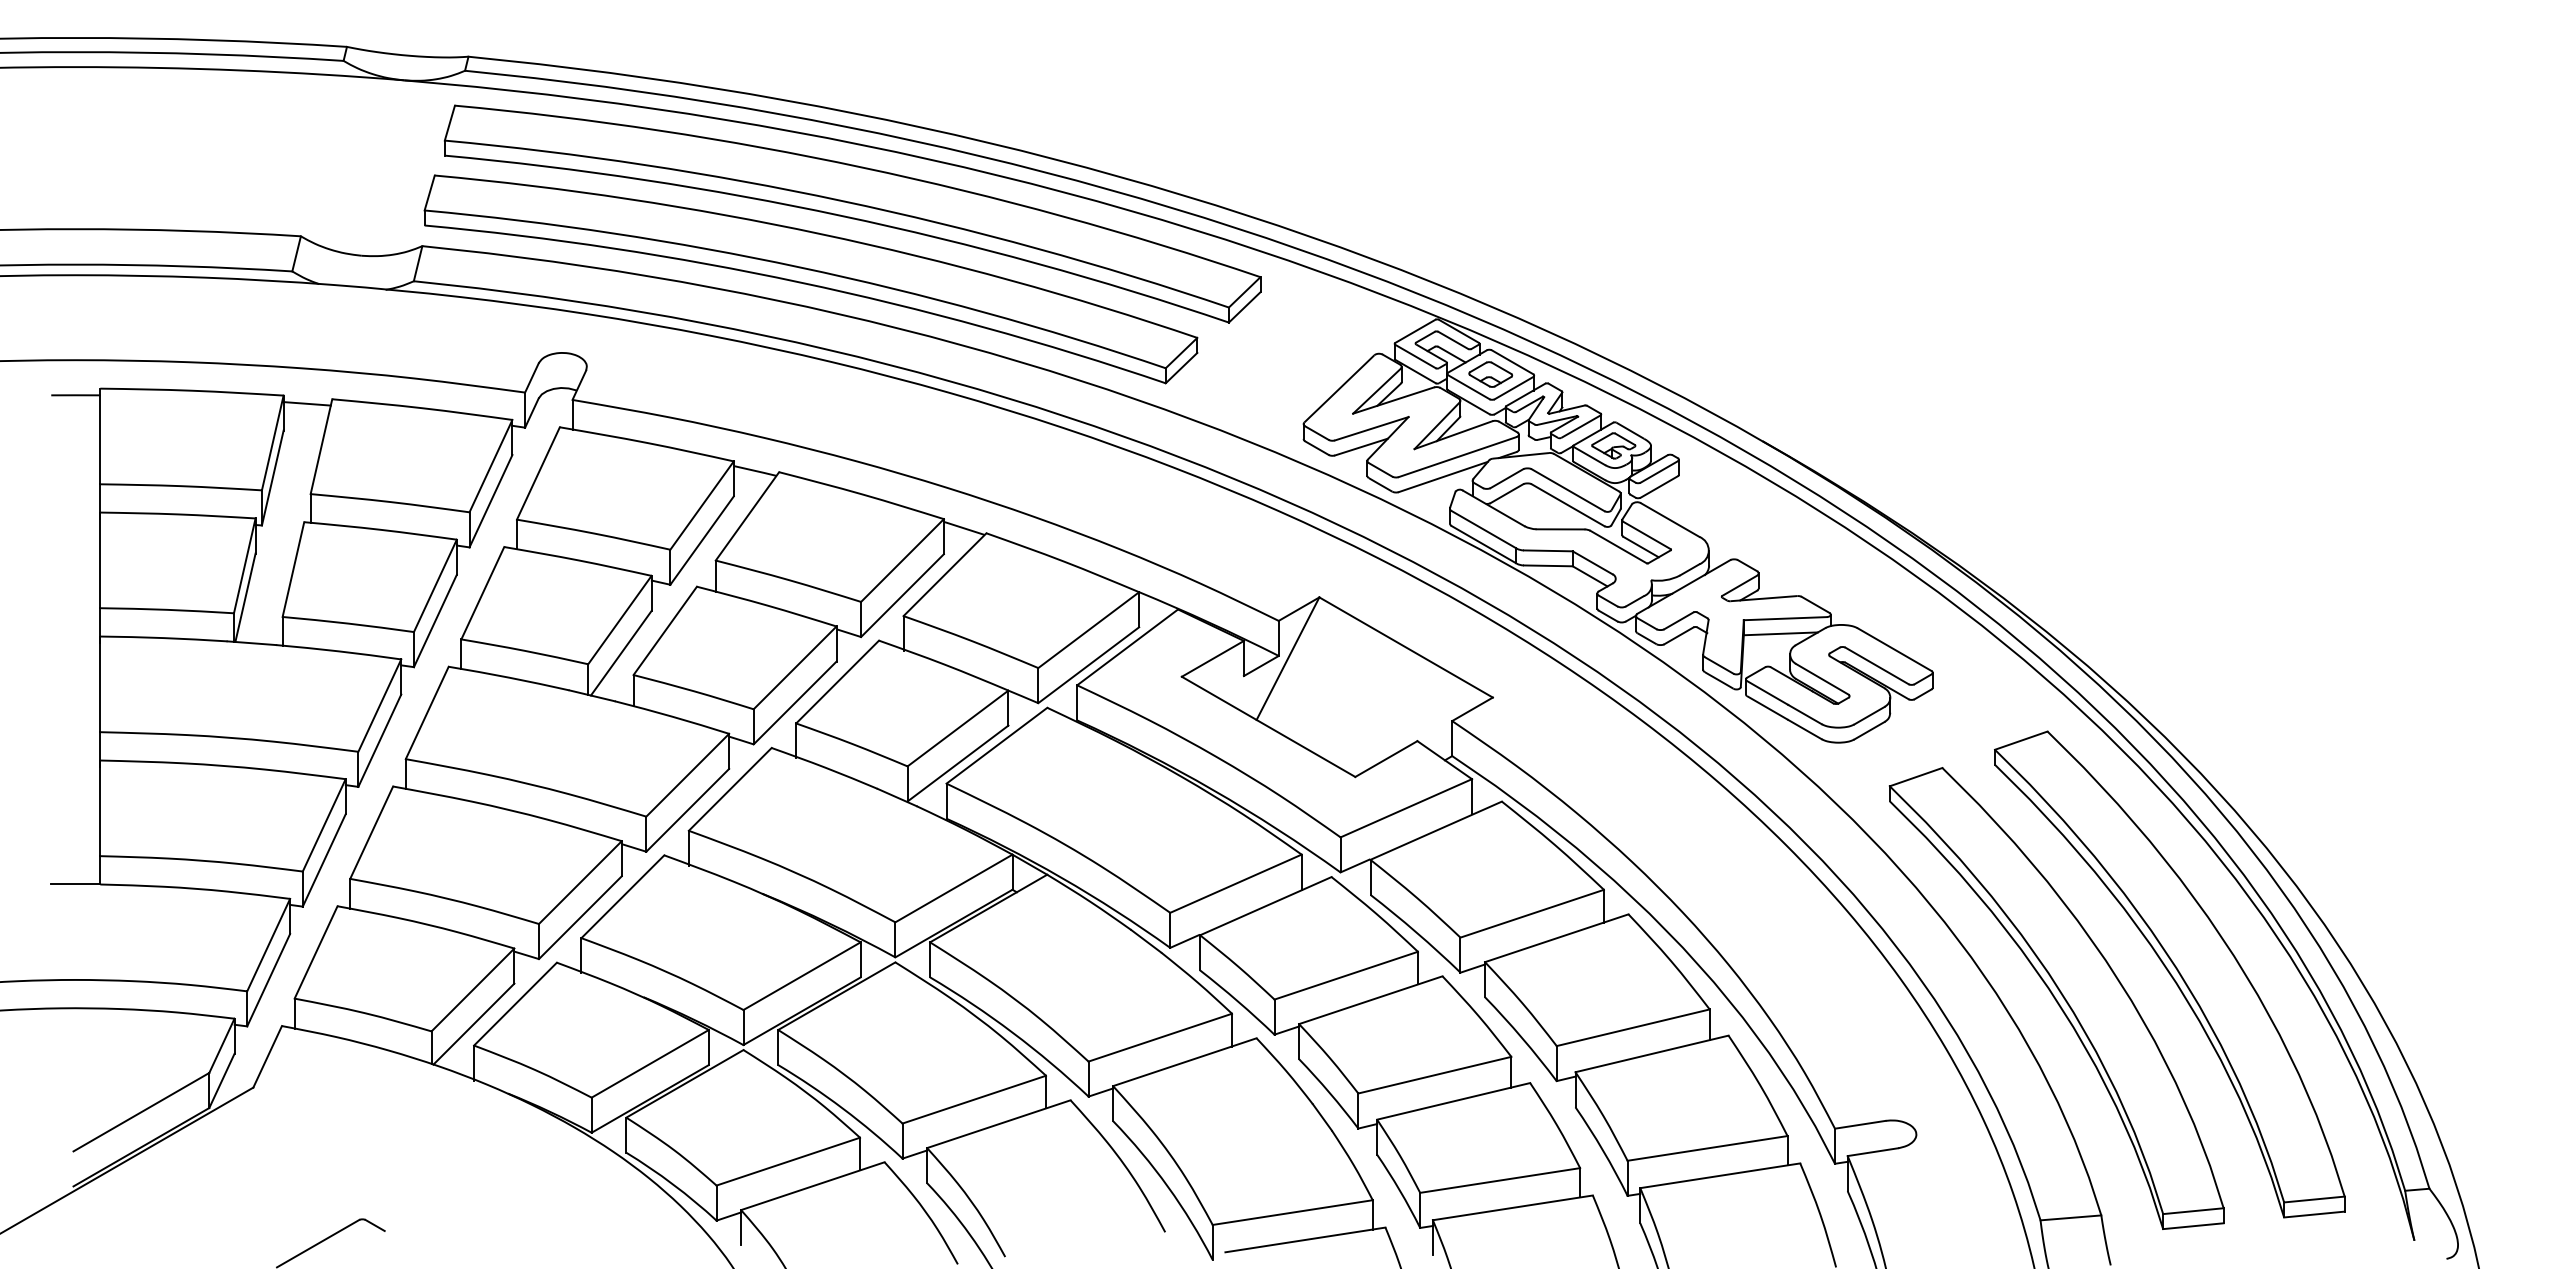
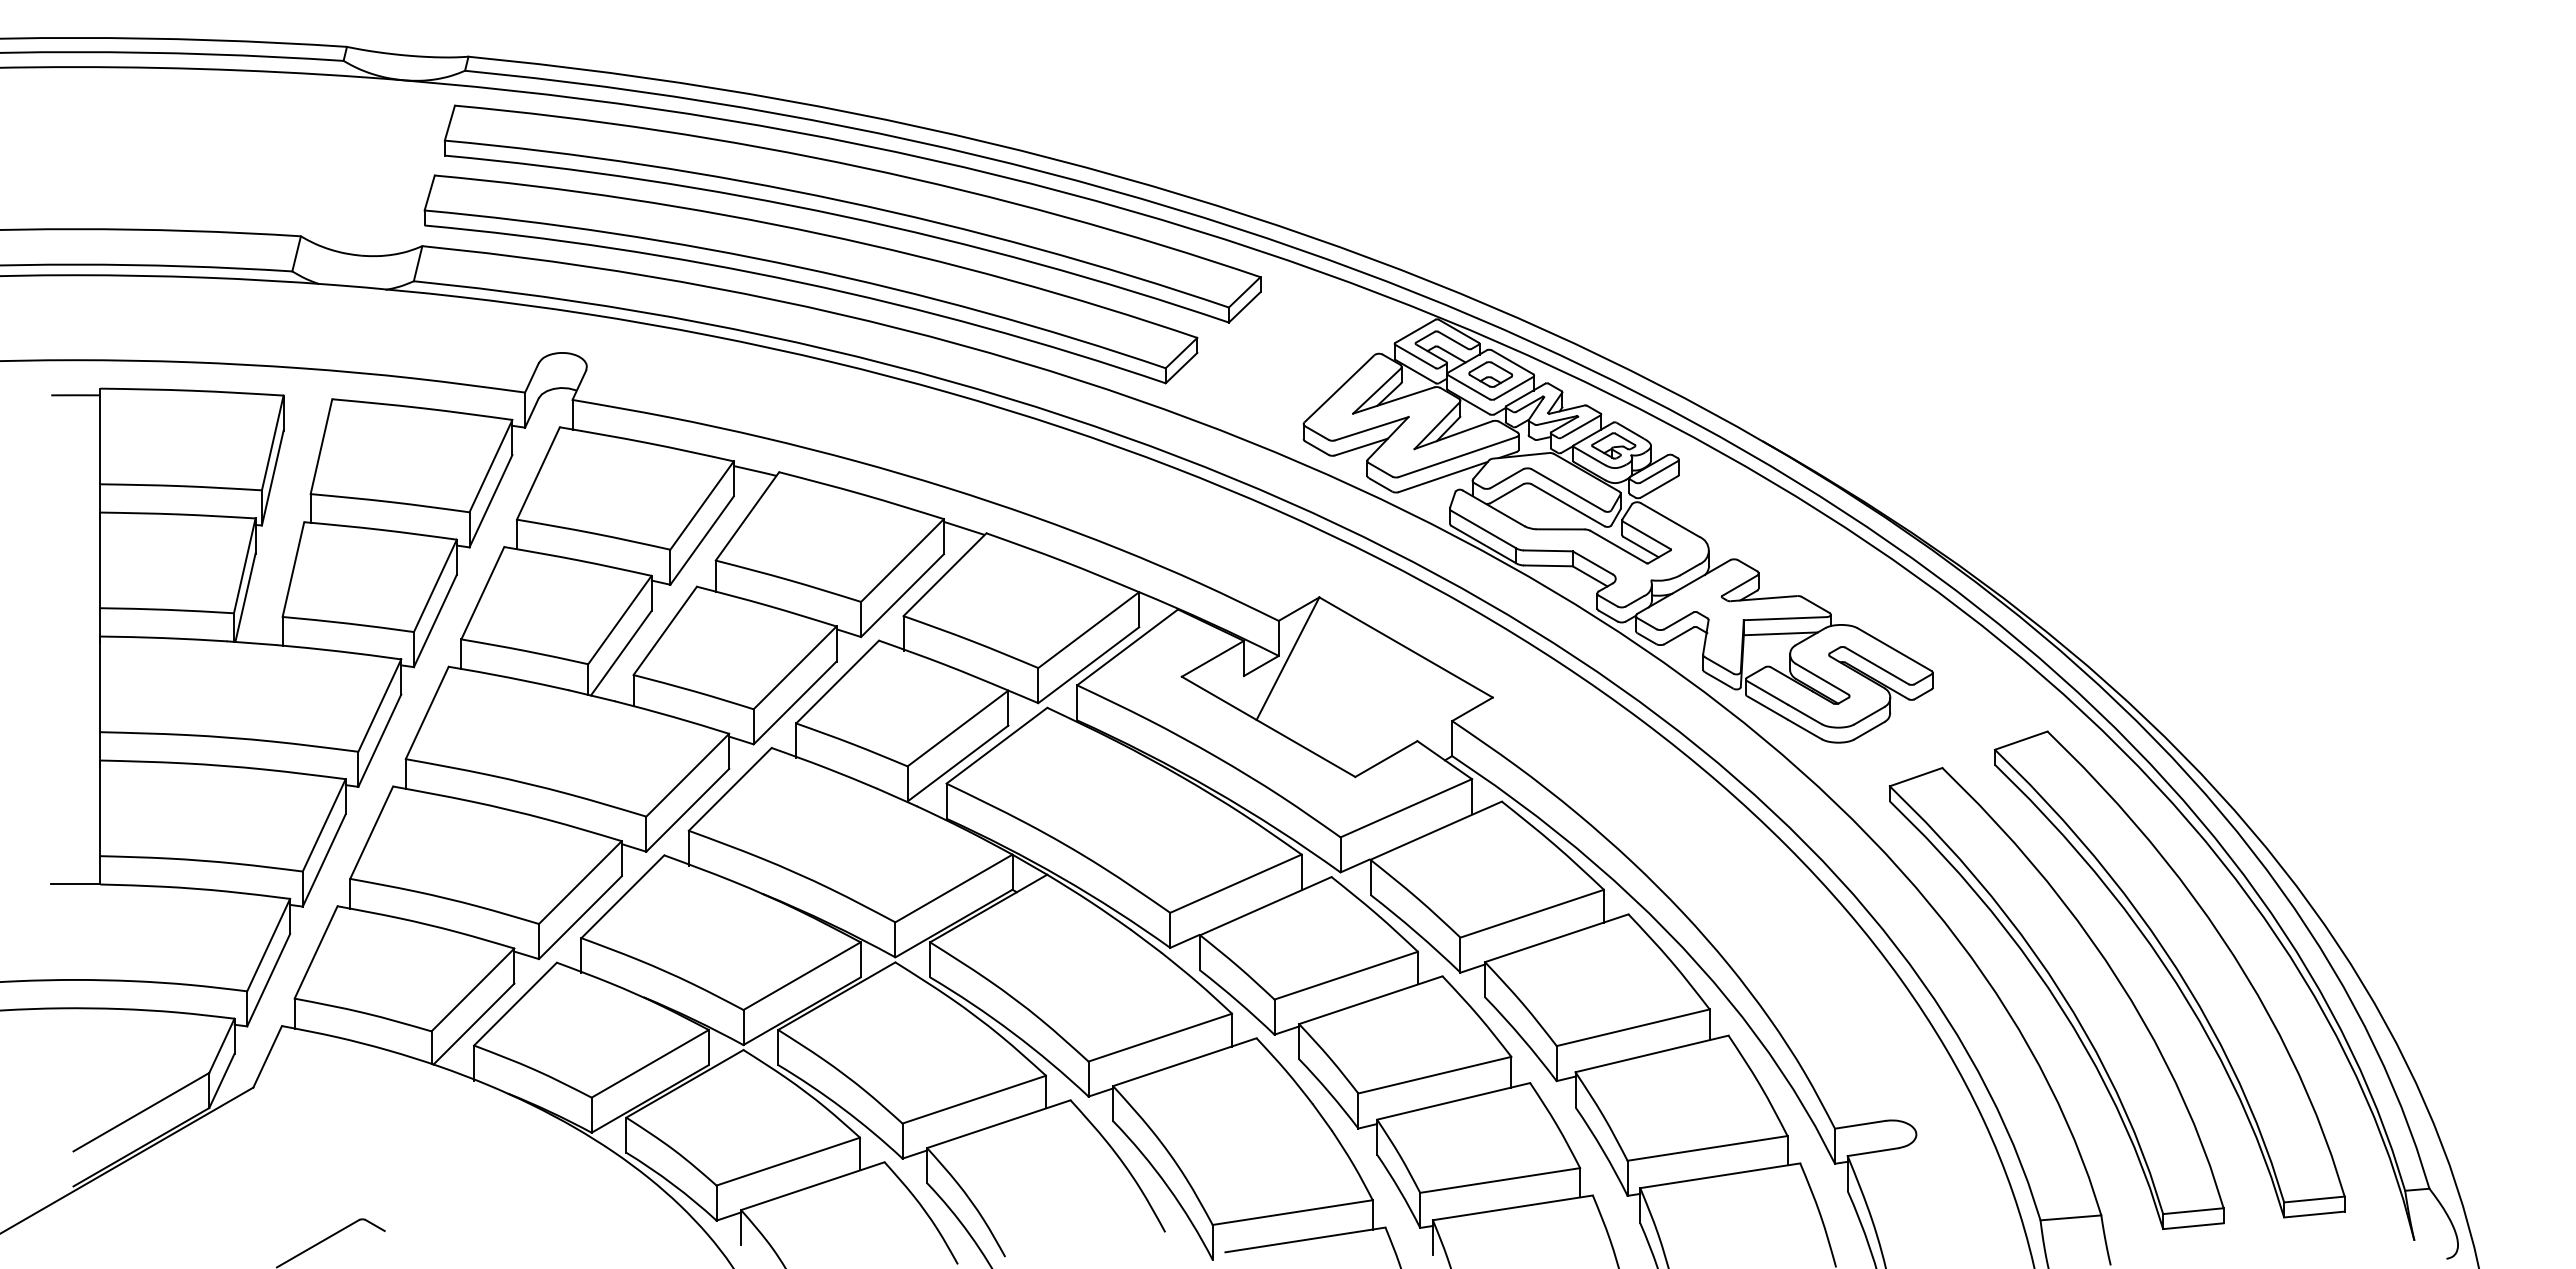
line: present -> none (306, 403)
